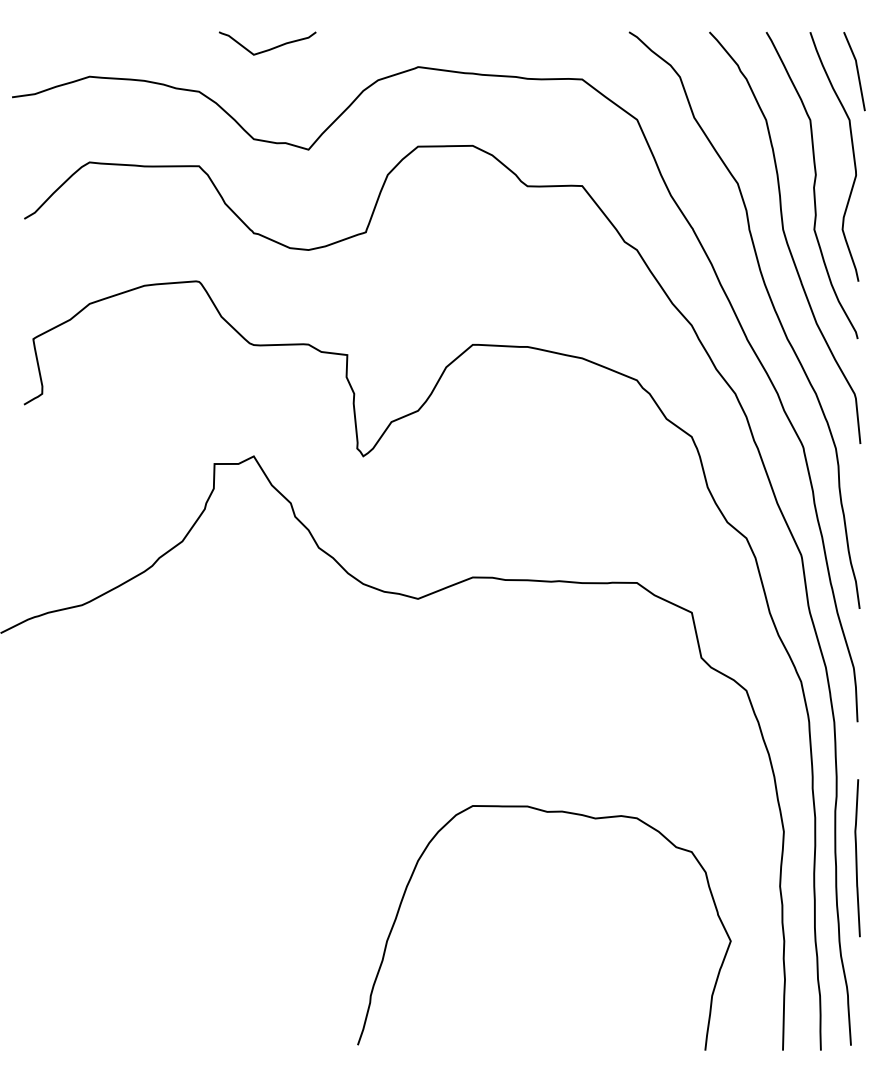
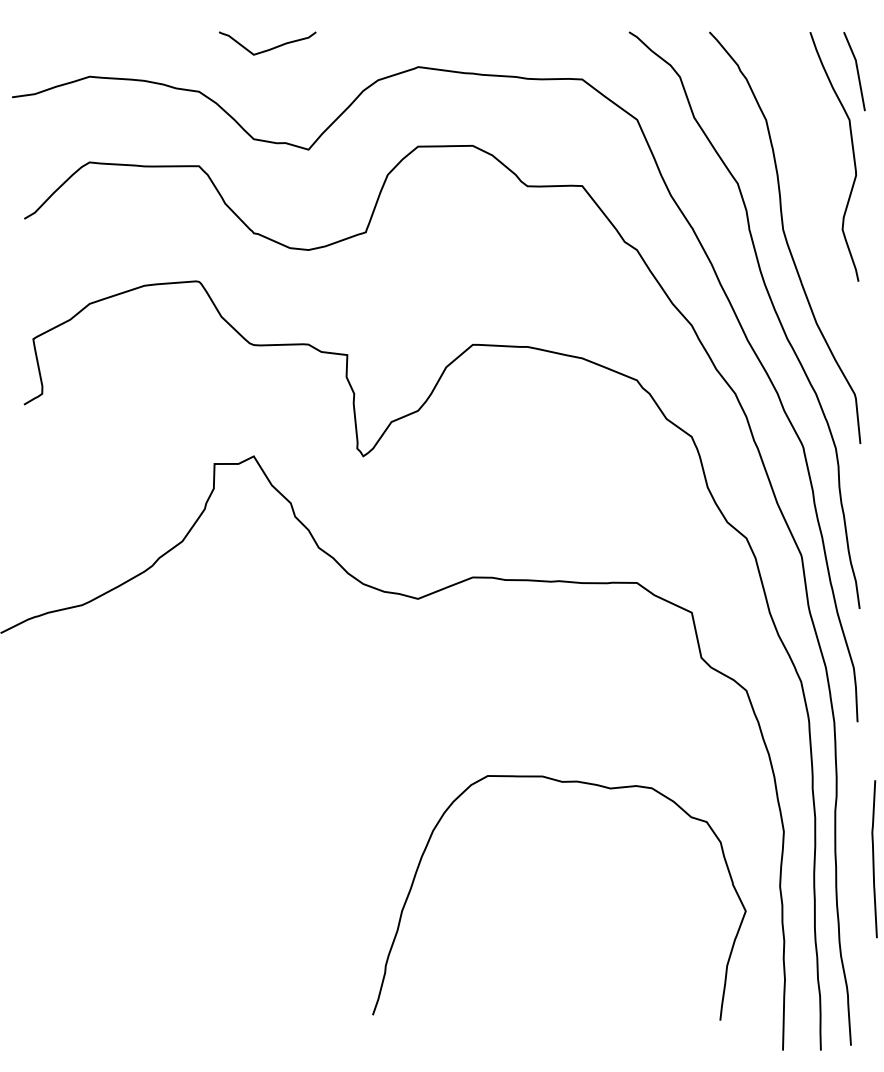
curve: present -> none (813, 185)
curve position: (544, 812) -> (559, 782) (559, 782)
curve position: (857, 858) -> (874, 859) (874, 859)
